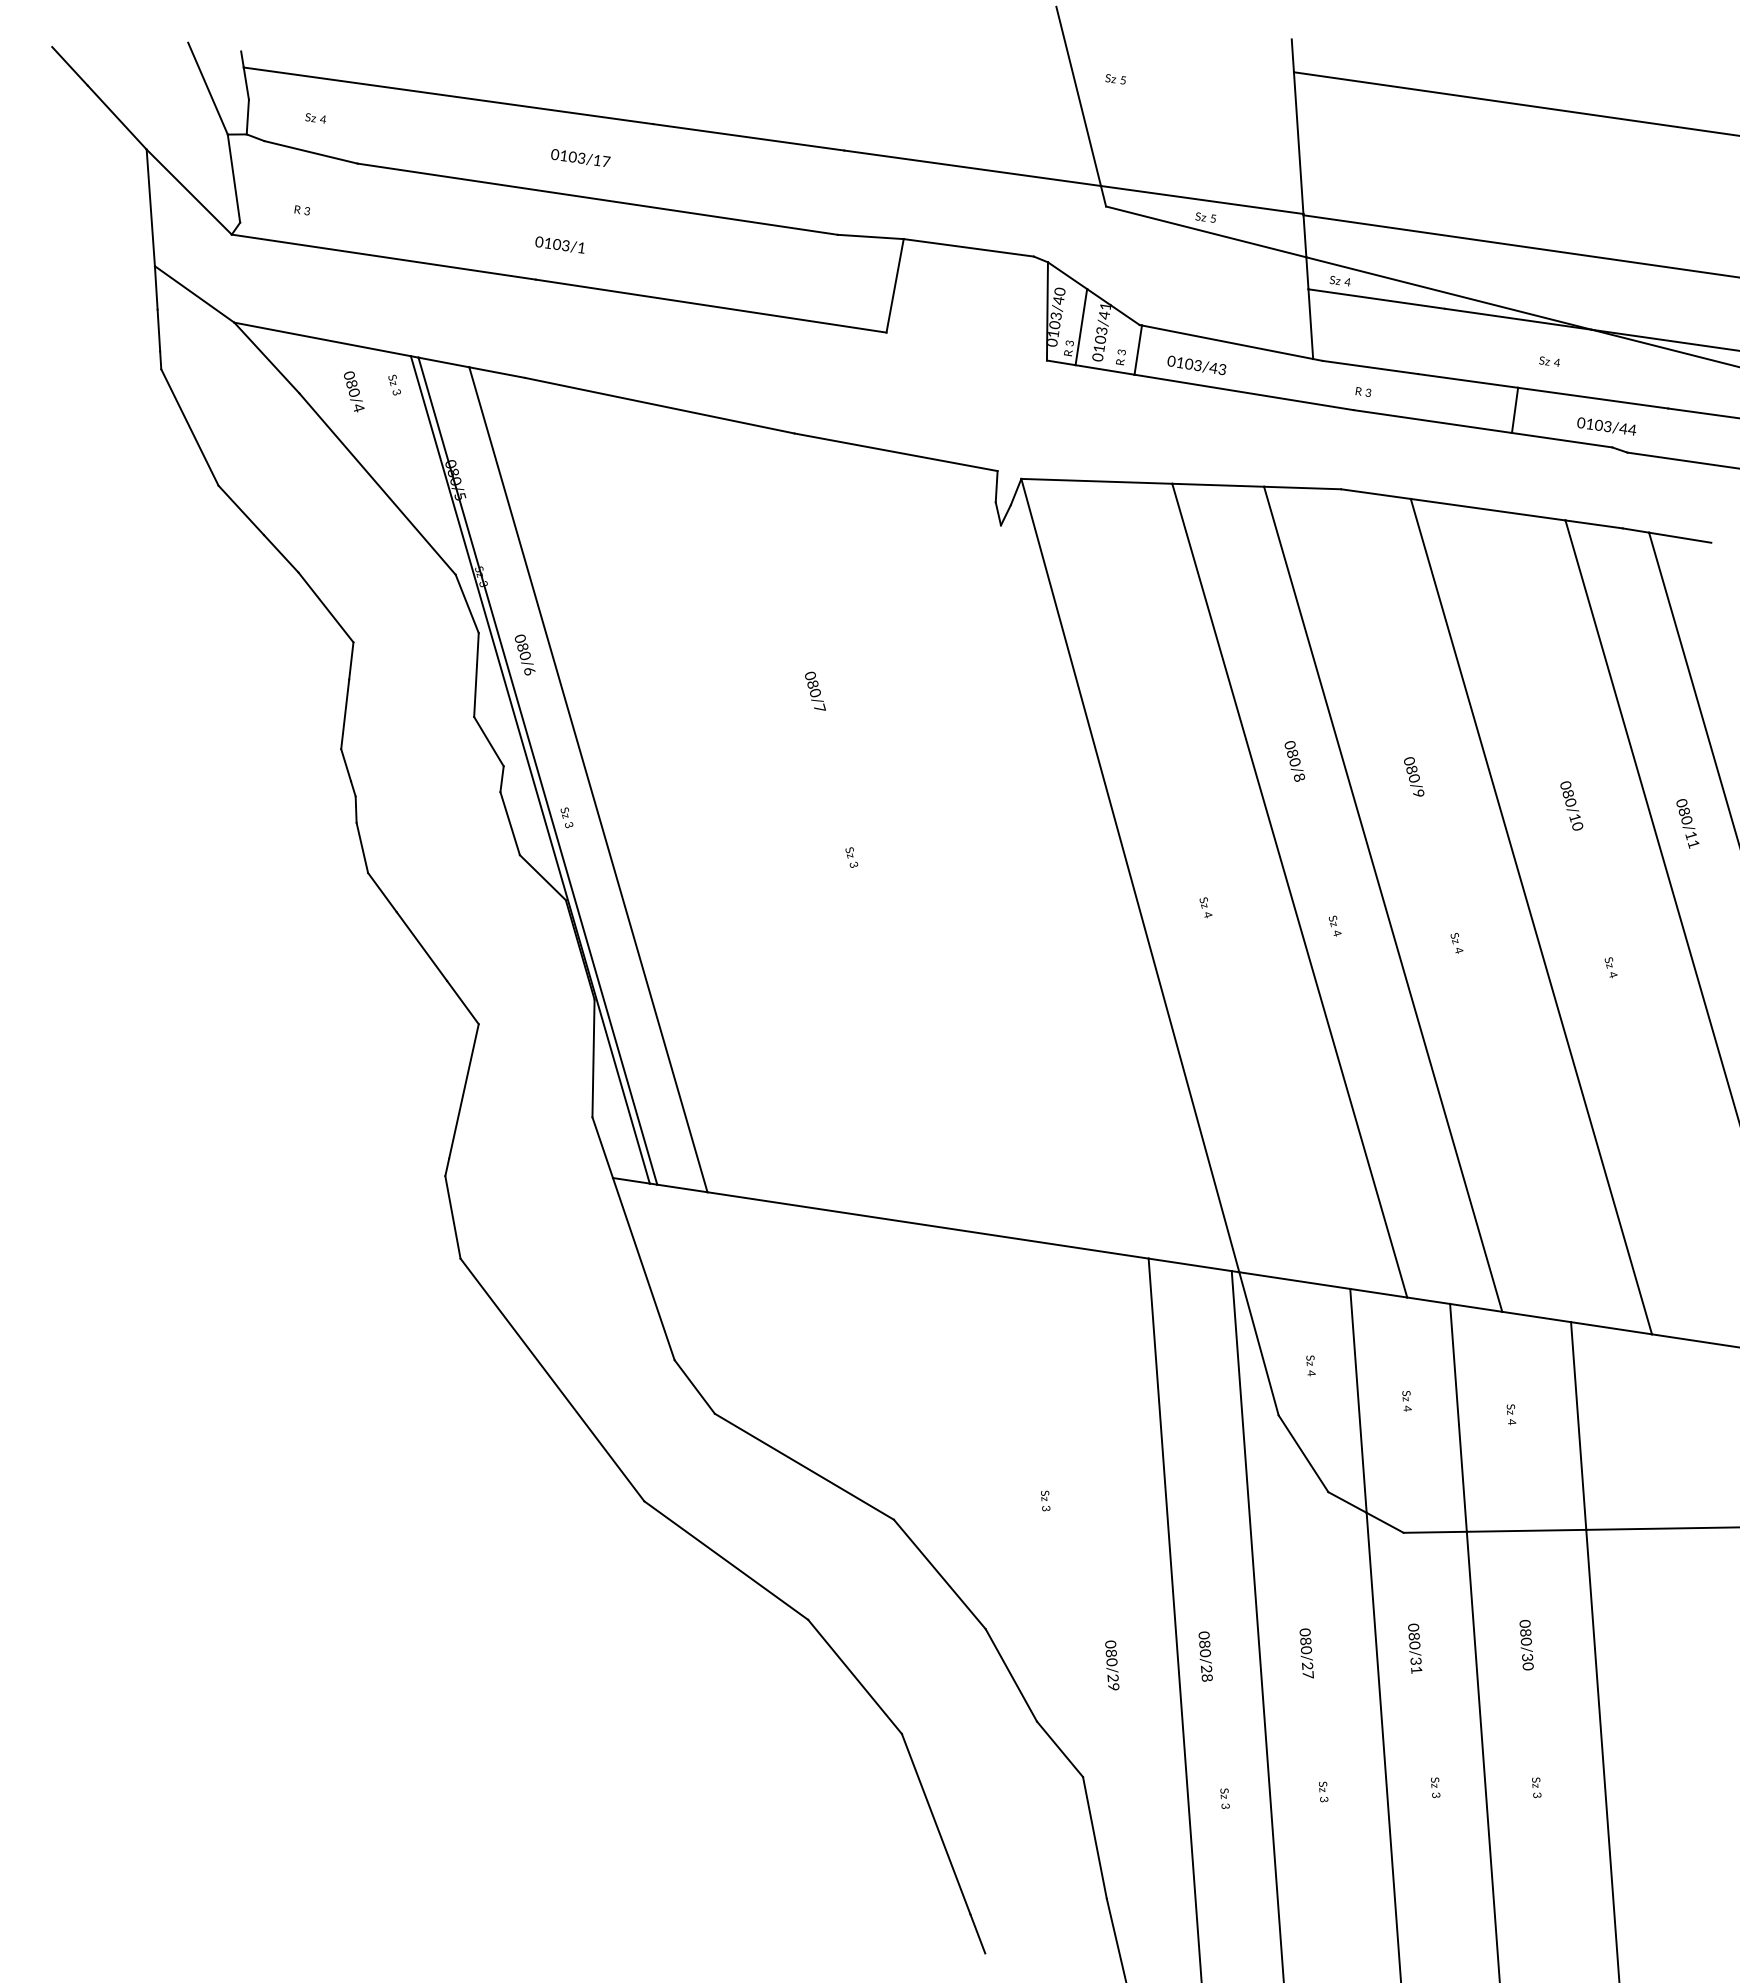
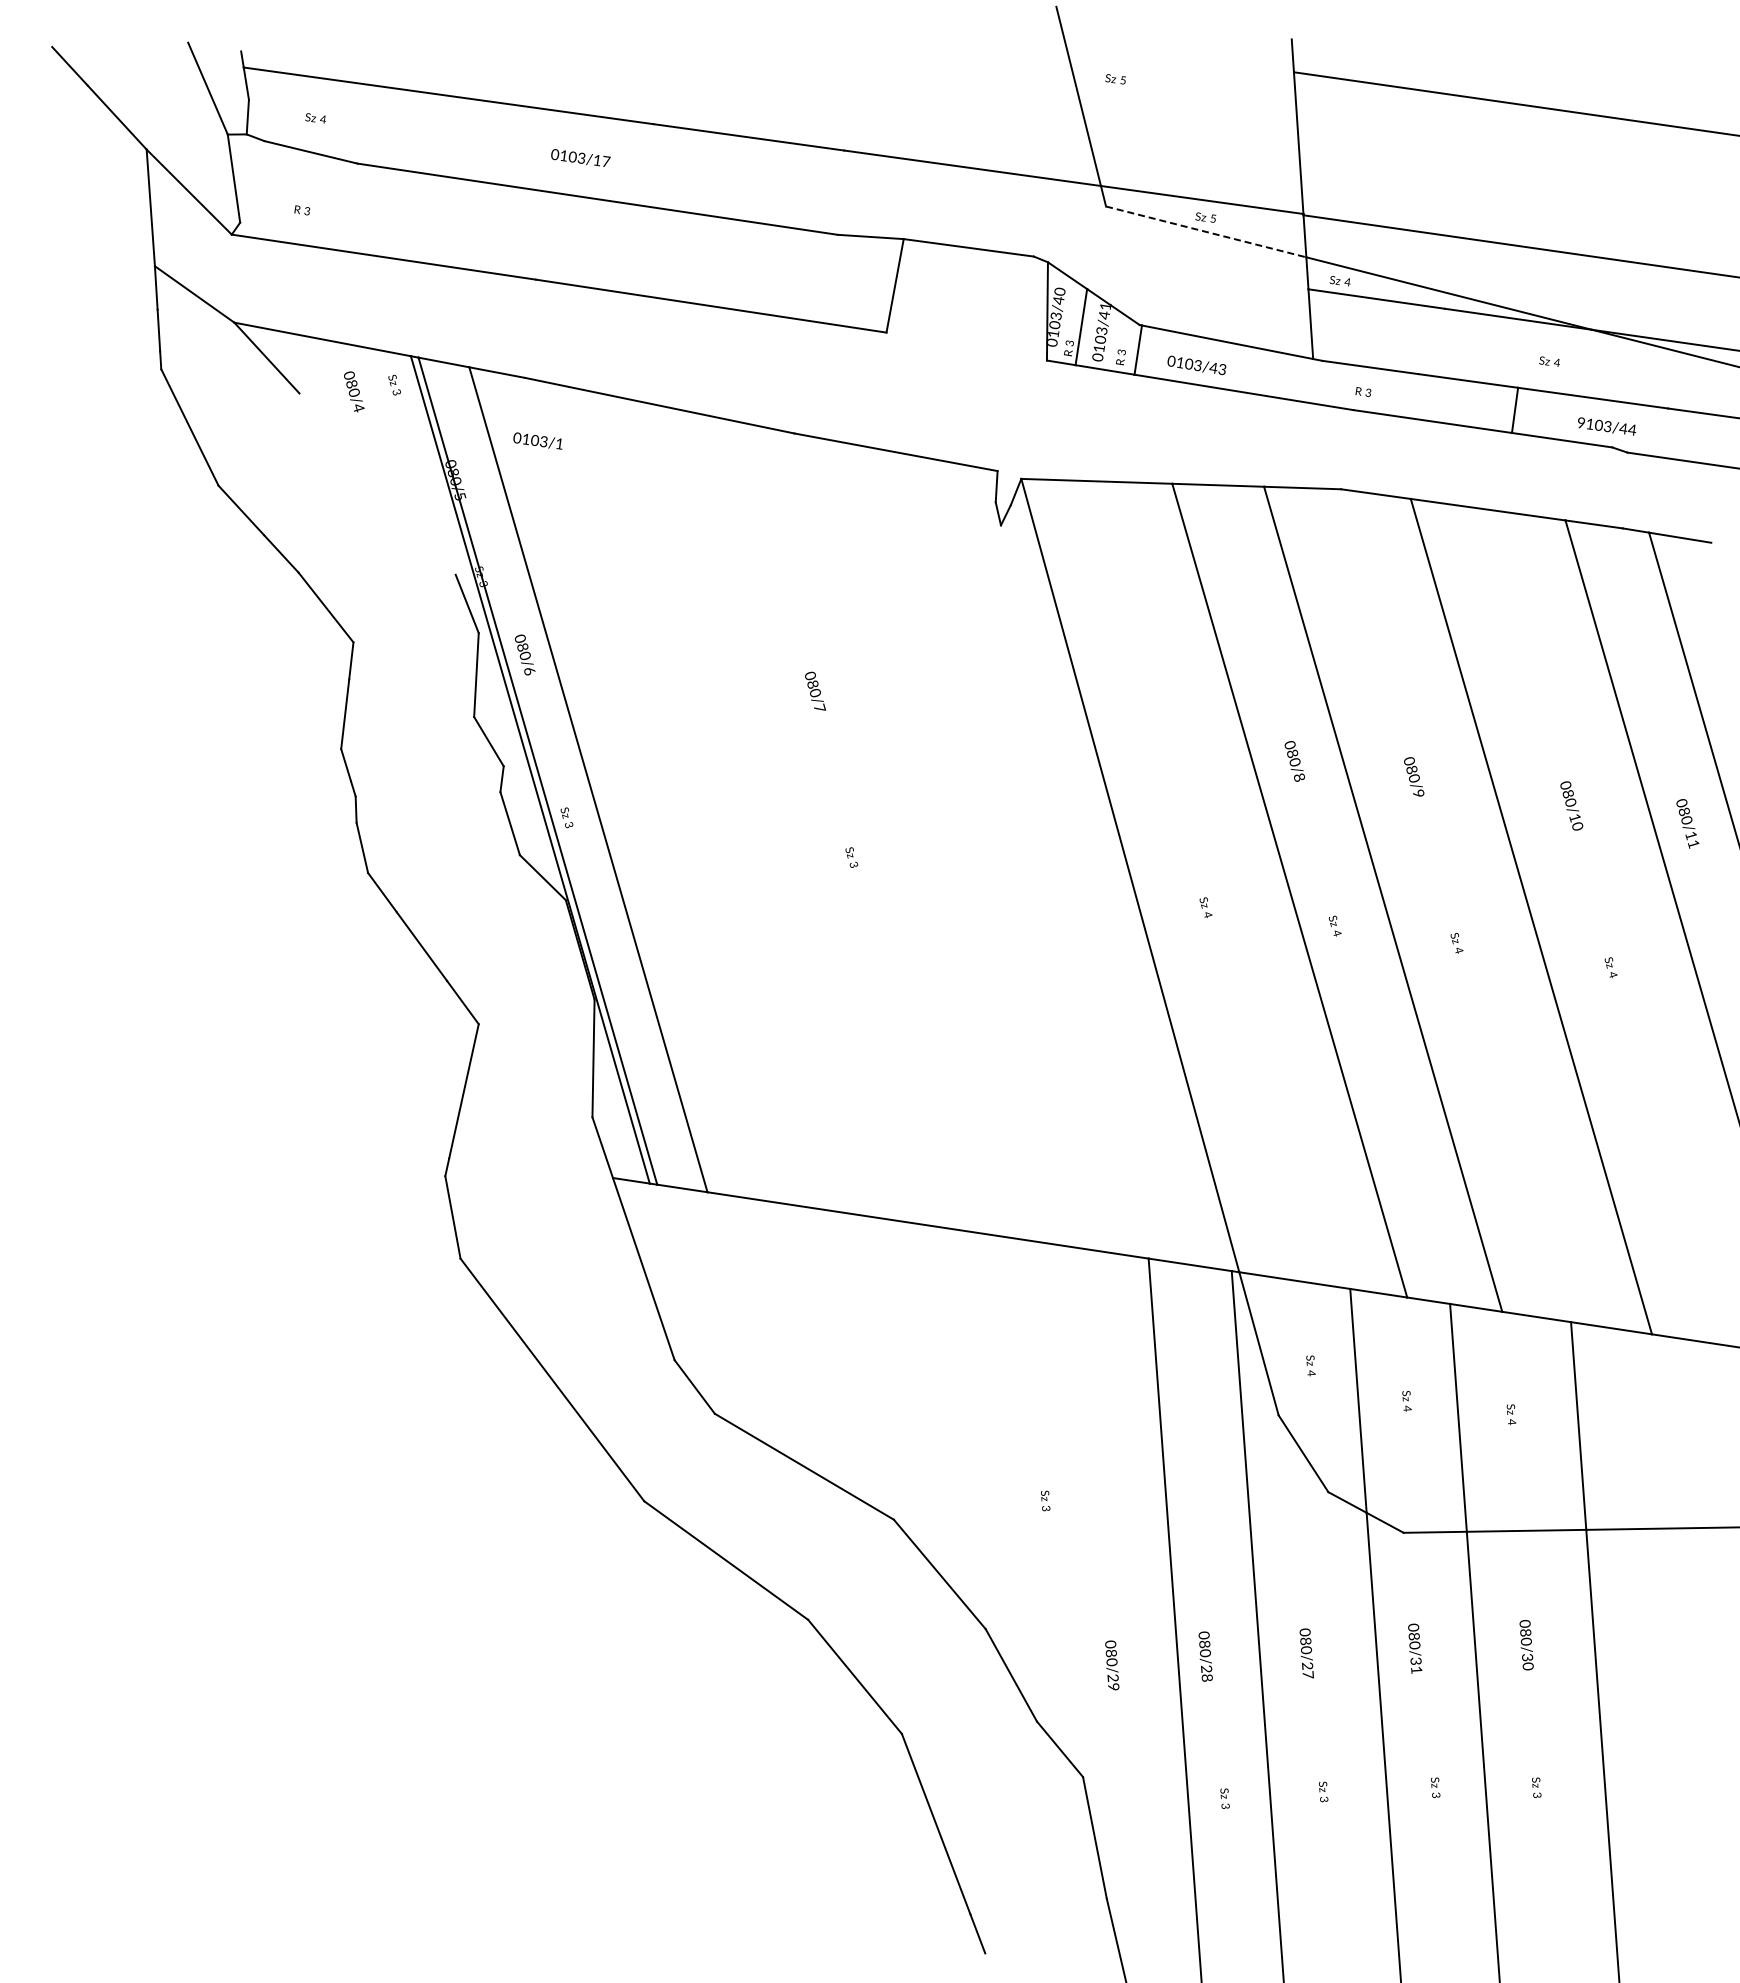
line: solid -> dashed (1206, 232)
text position: (559, 244) -> (537, 440) (537, 440)
text: 0103/44 -> 9103/44 (1581, 423)
line: present -> none (377, 483)
